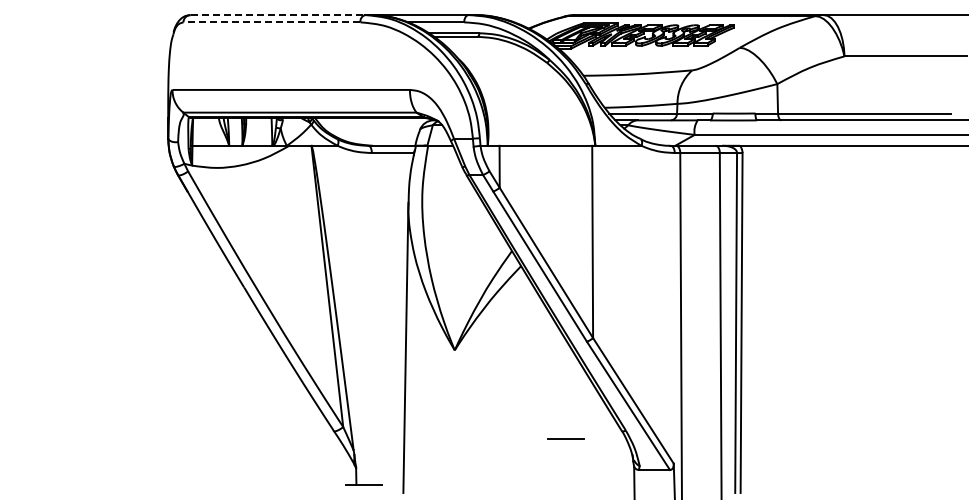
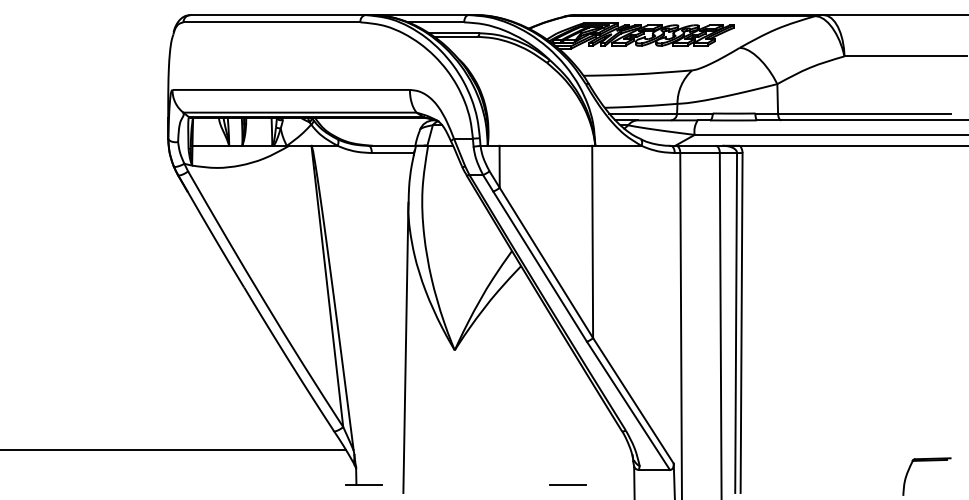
line: dashed -> solid (278, 15)
line: dashed -> solid (271, 22)
line position: (565, 438) -> (567, 484) (567, 484)
line: none -> present (173, 450)
part: none -> present (926, 461)
